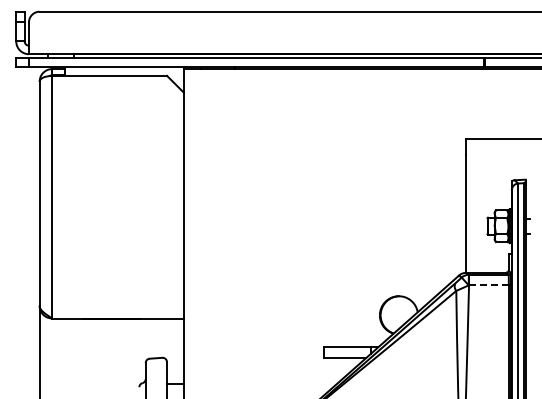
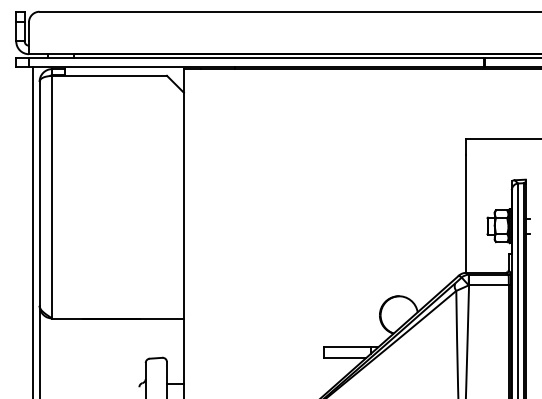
line: none -> present (33, 230)
line: dashed -> solid (488, 285)
